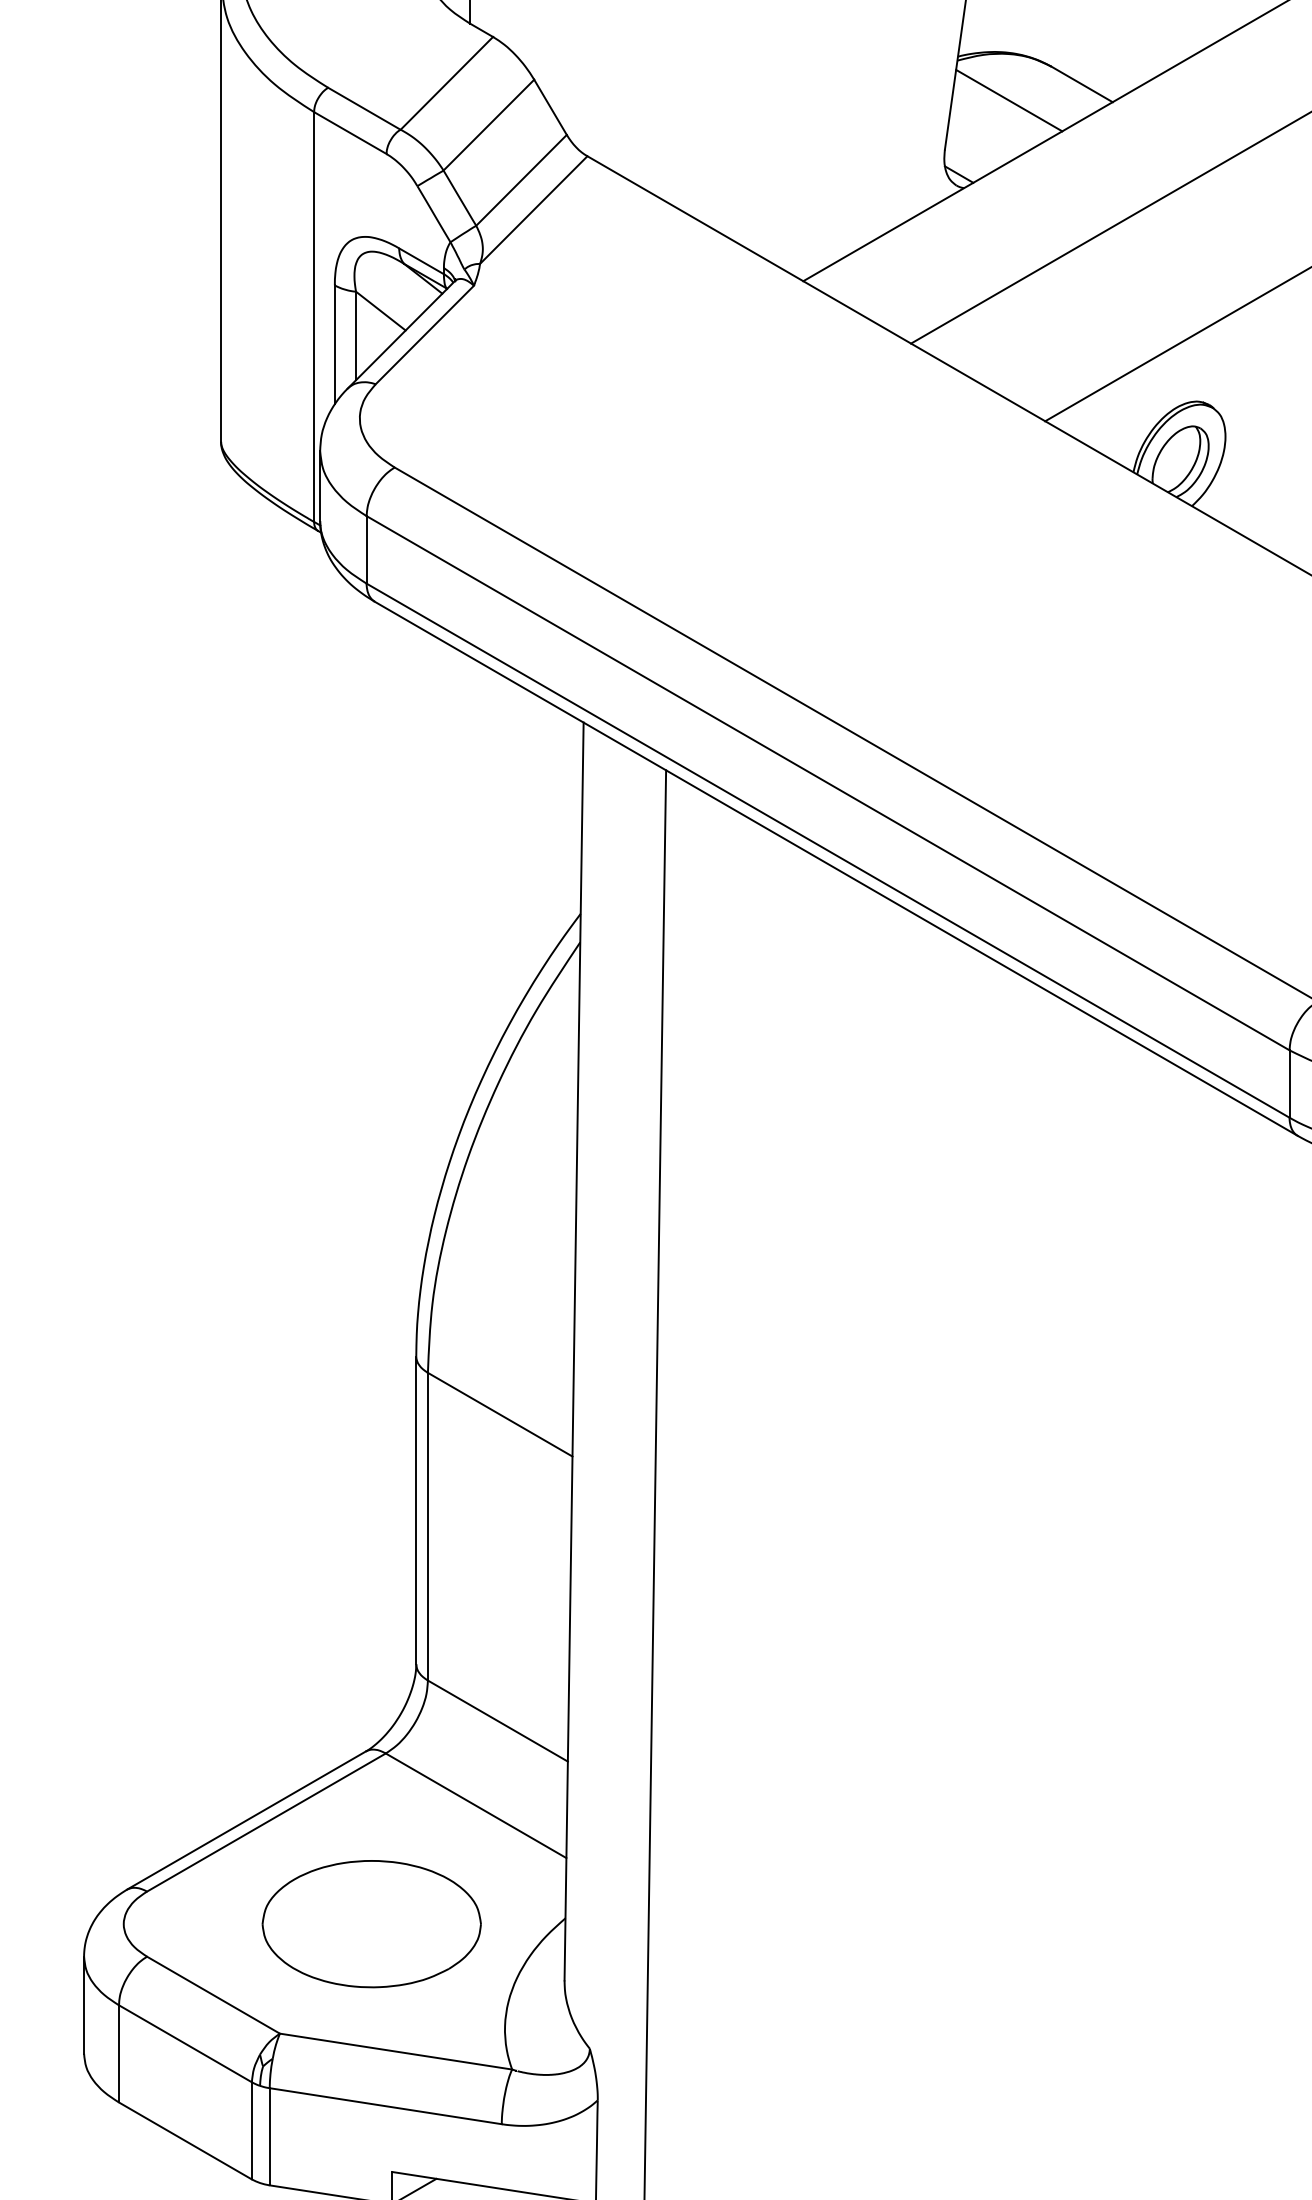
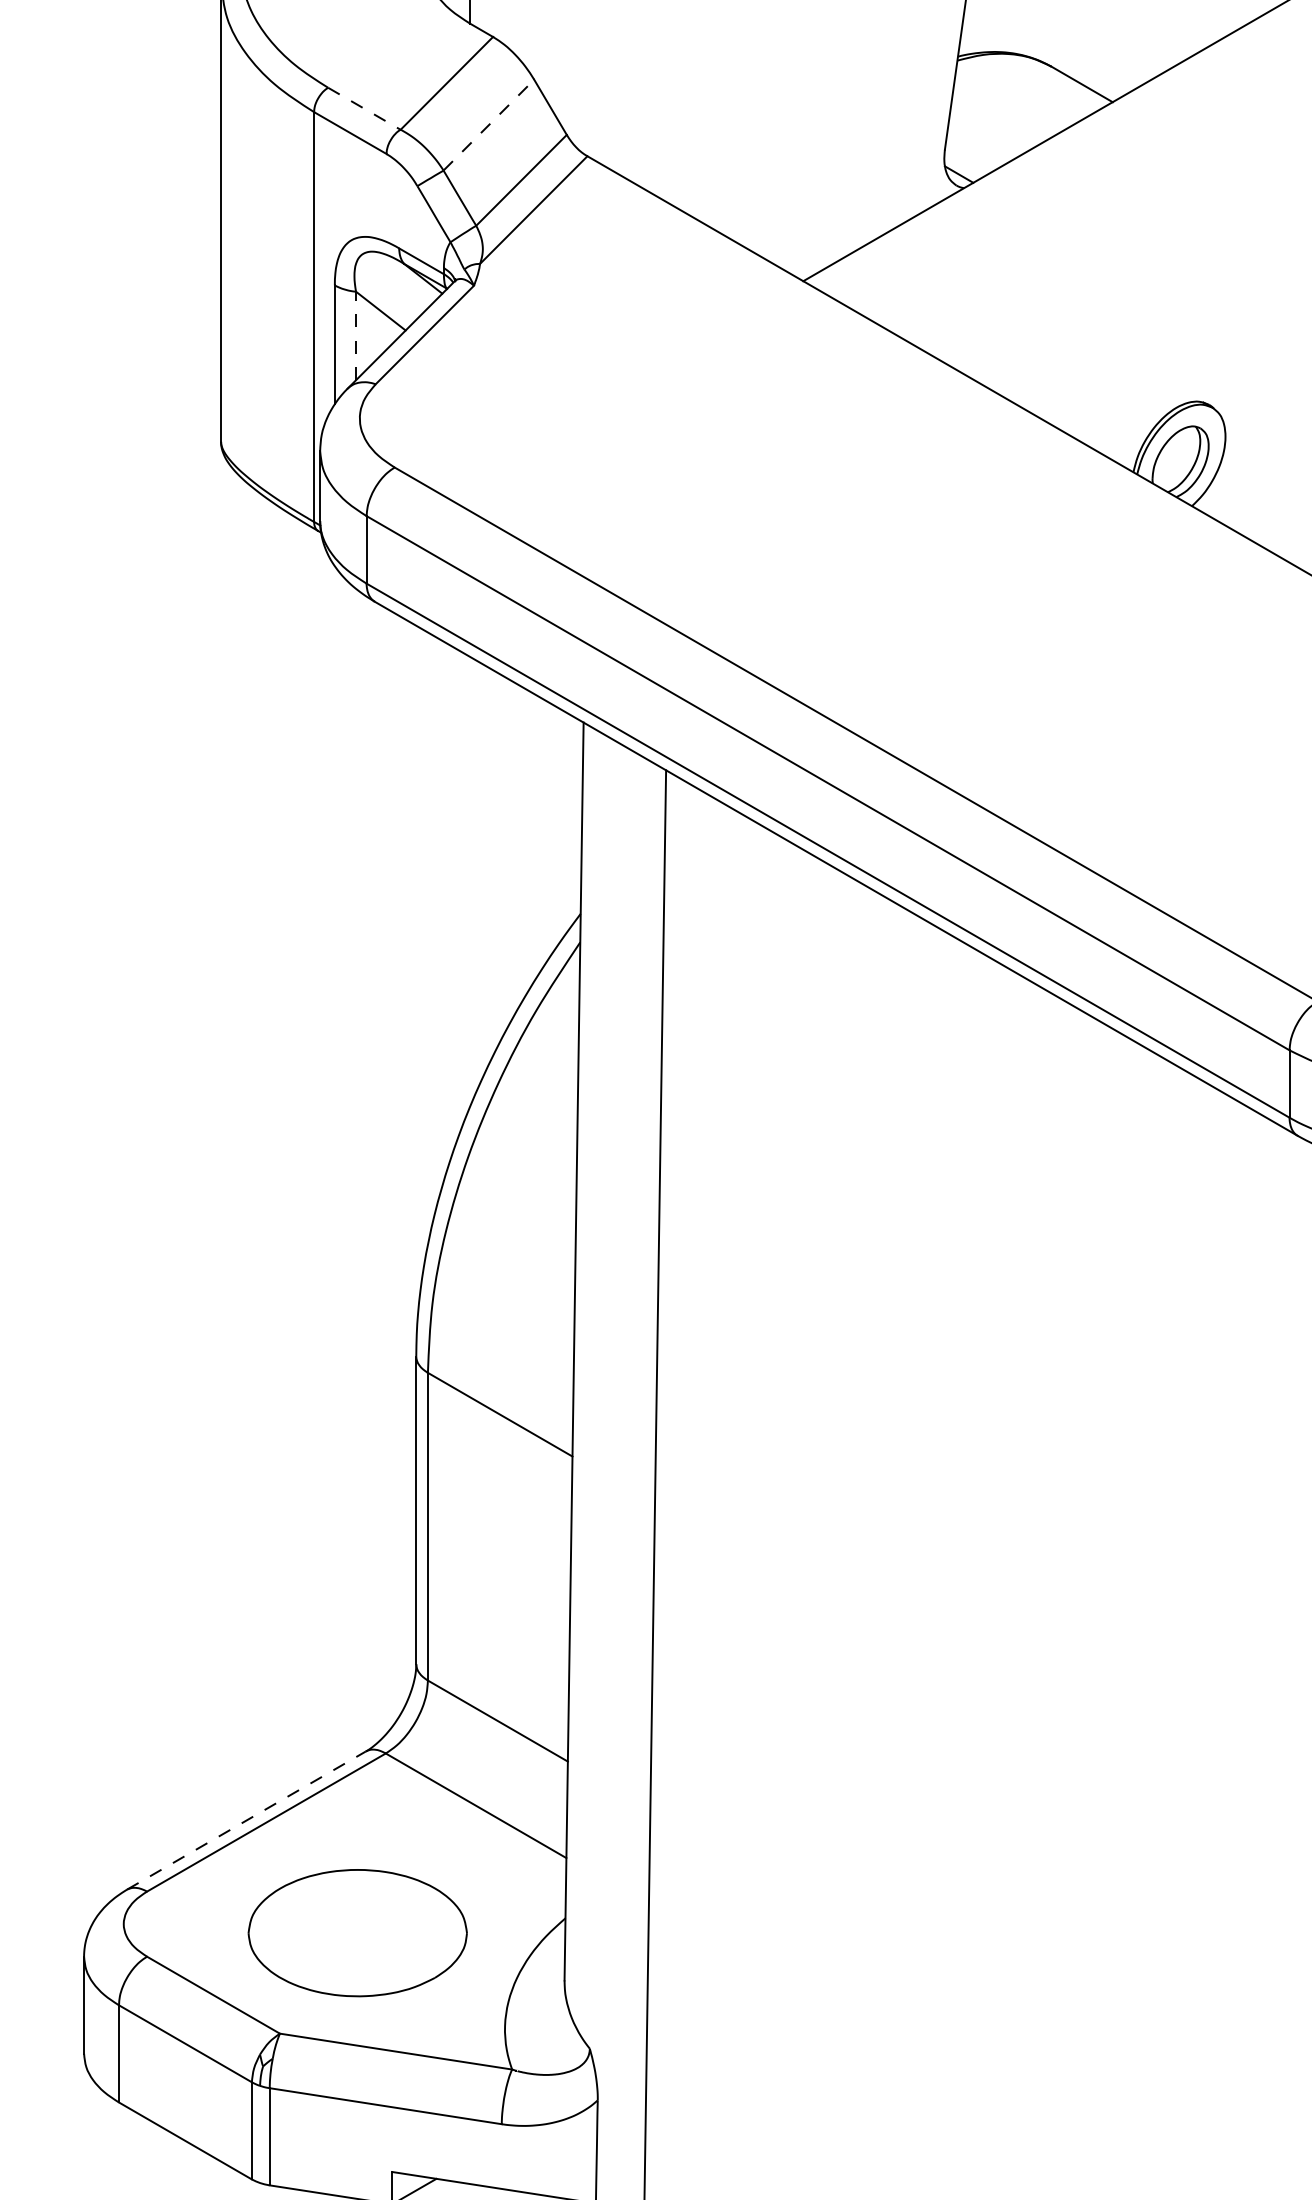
line: present -> none (1009, 100)
line: solid -> dashed (364, 108)
line: solid -> dashed (489, 124)
line: present -> none (1109, 228)
line: solid -> dashed (356, 335)
line: present -> none (1176, 344)
line: solid -> dashed (246, 1820)
part position: (371, 1924) -> (357, 1933) (357, 1933)
